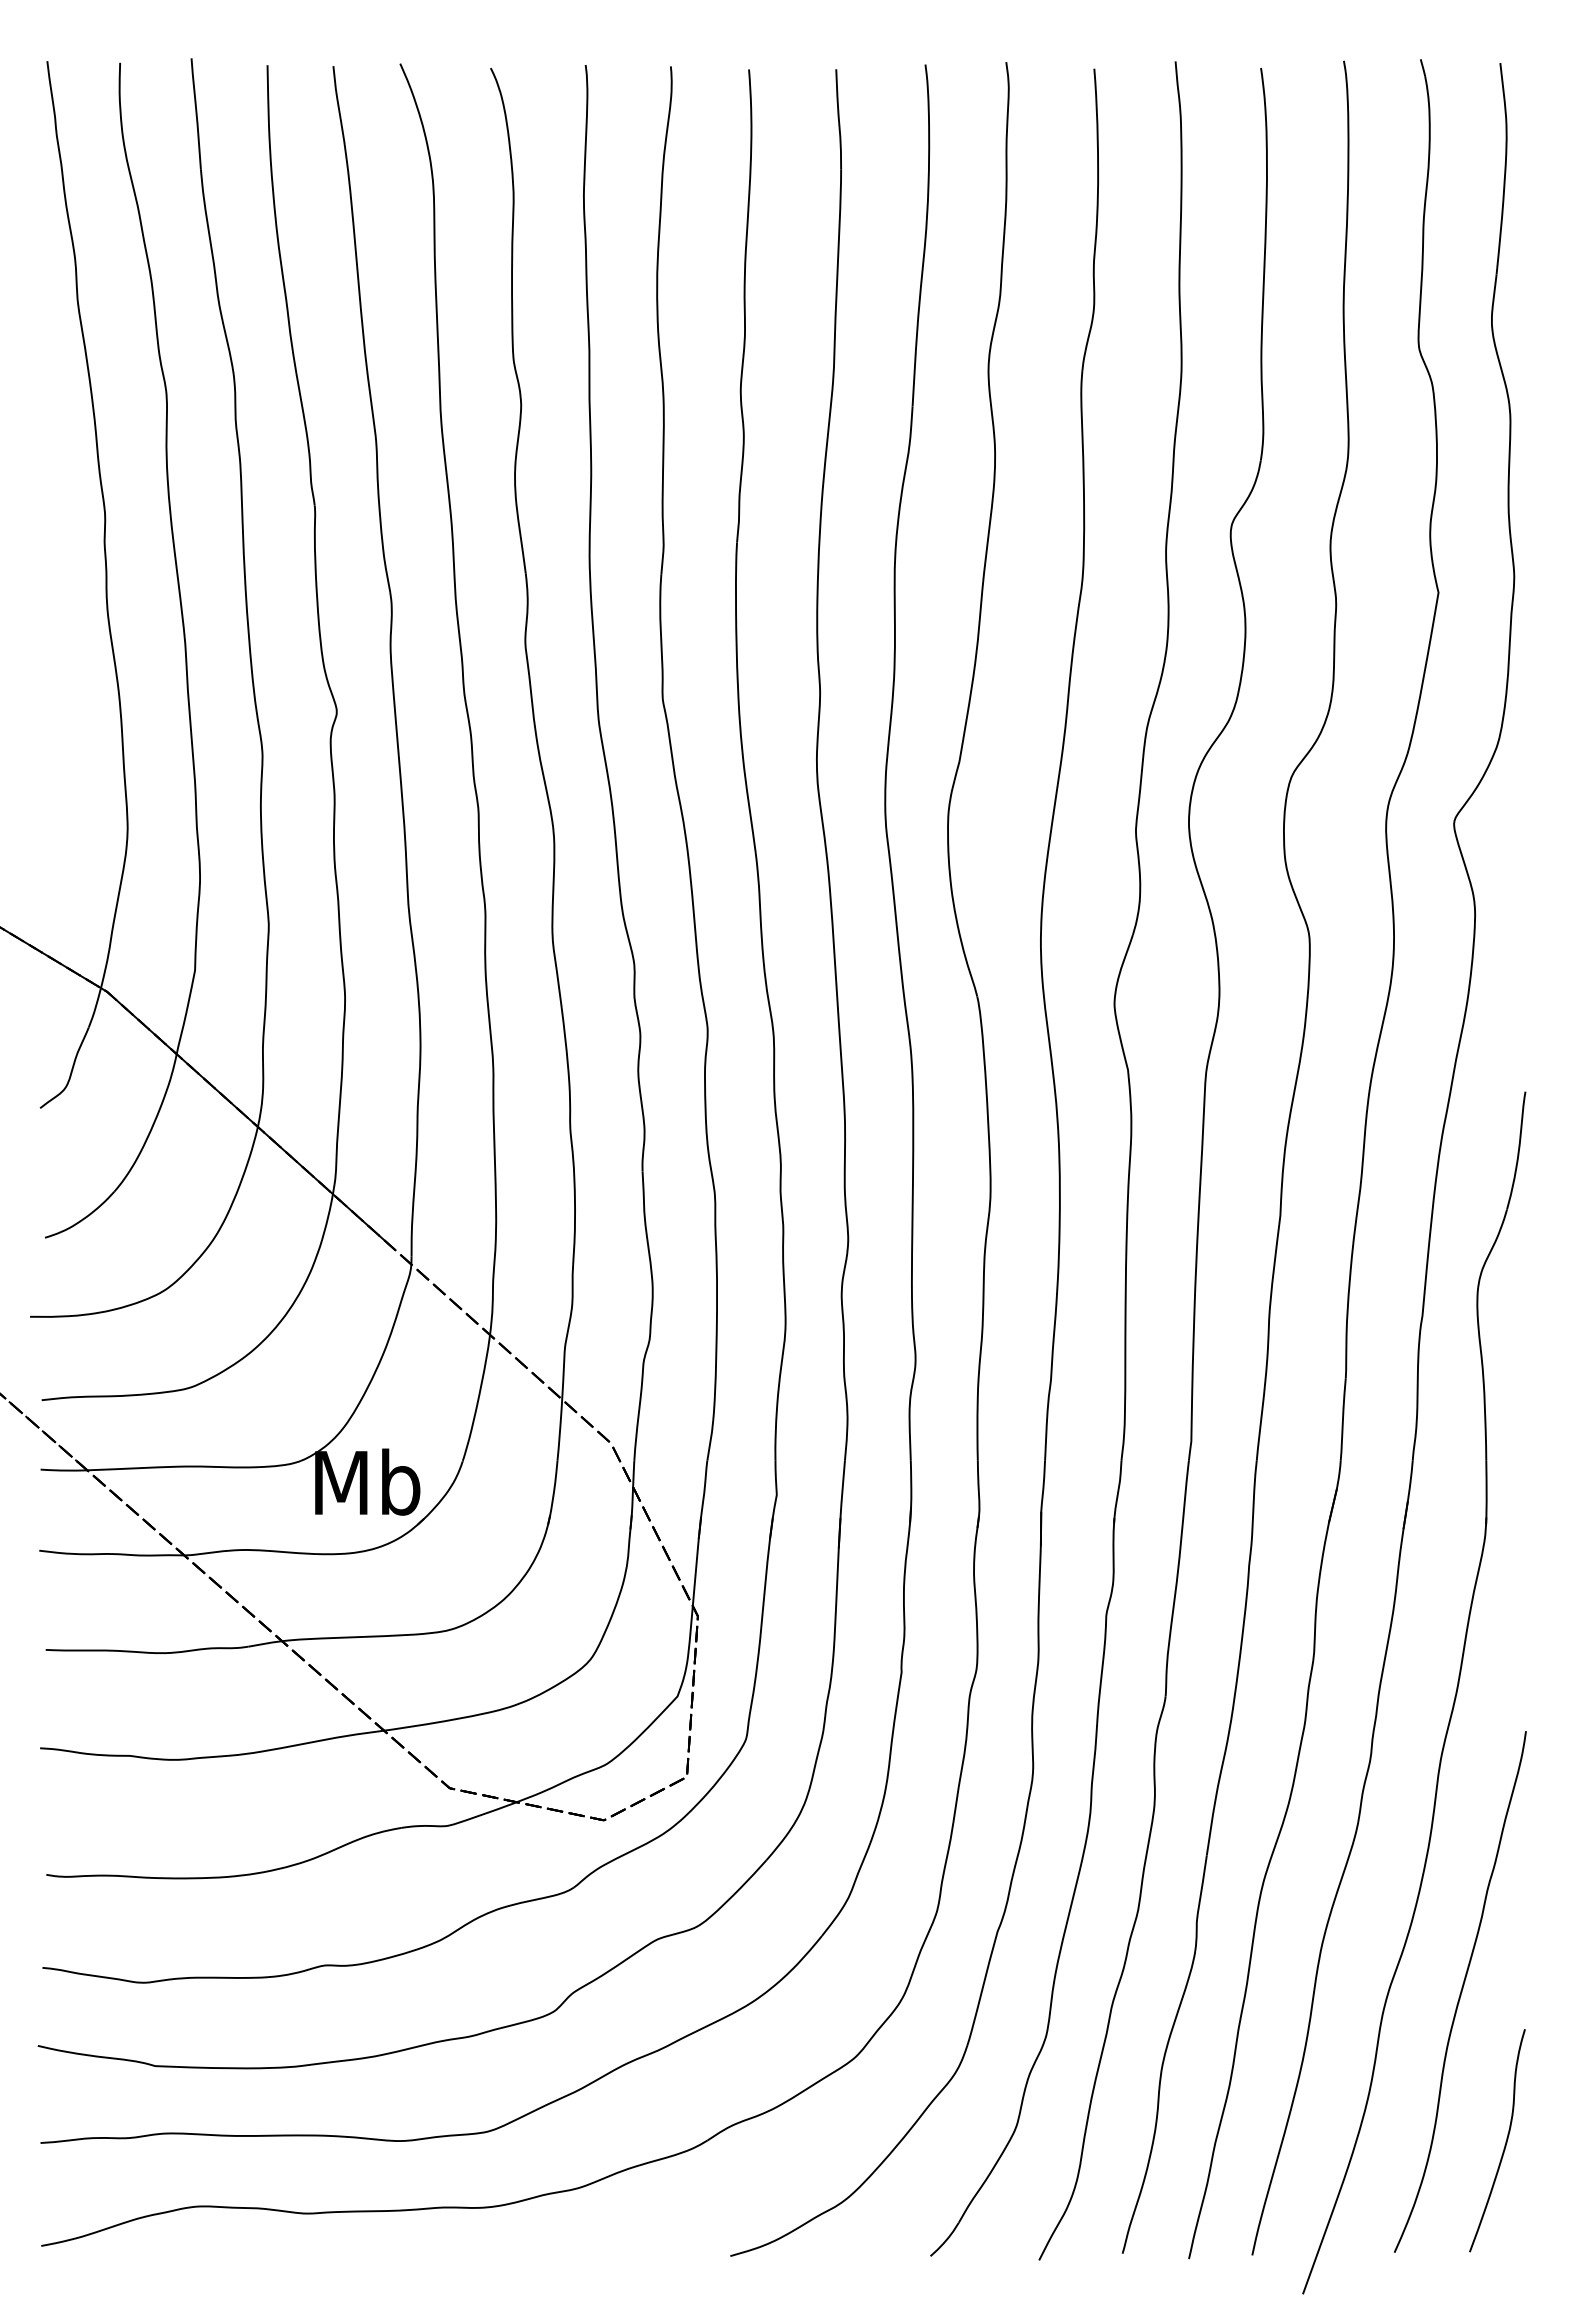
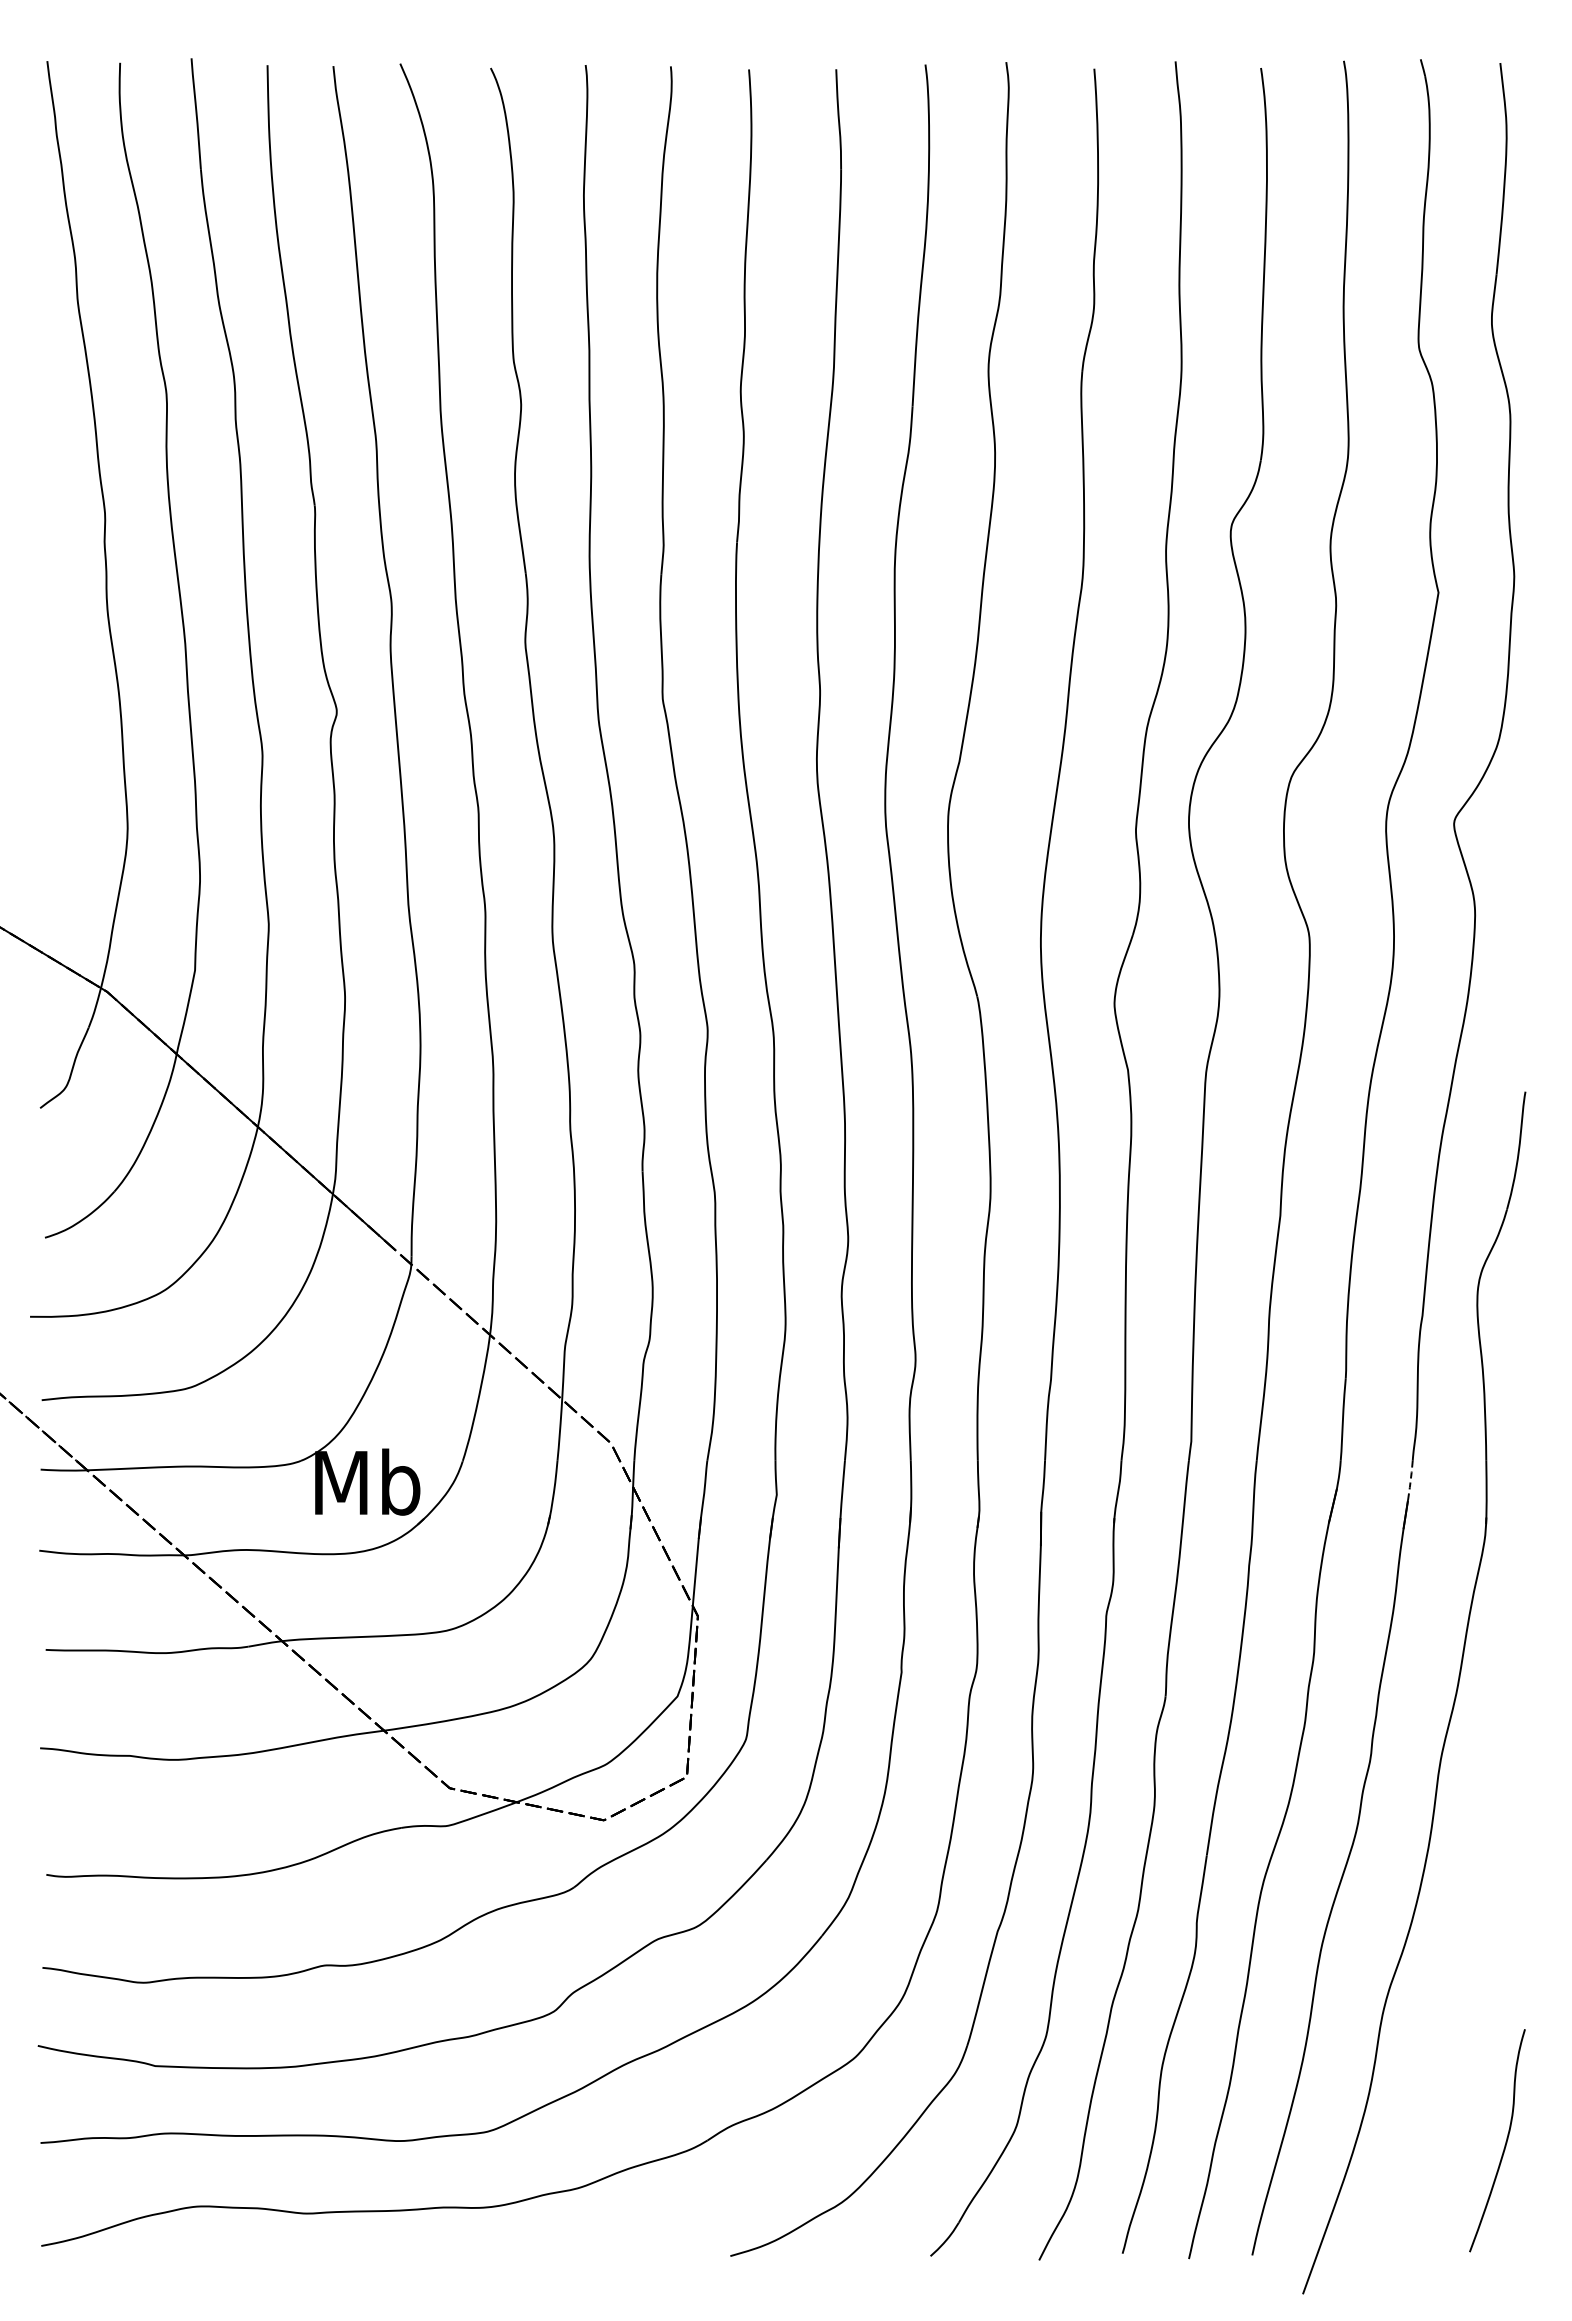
line: solid -> dashed (1410, 1480)
curve: present -> none (1460, 1991)
